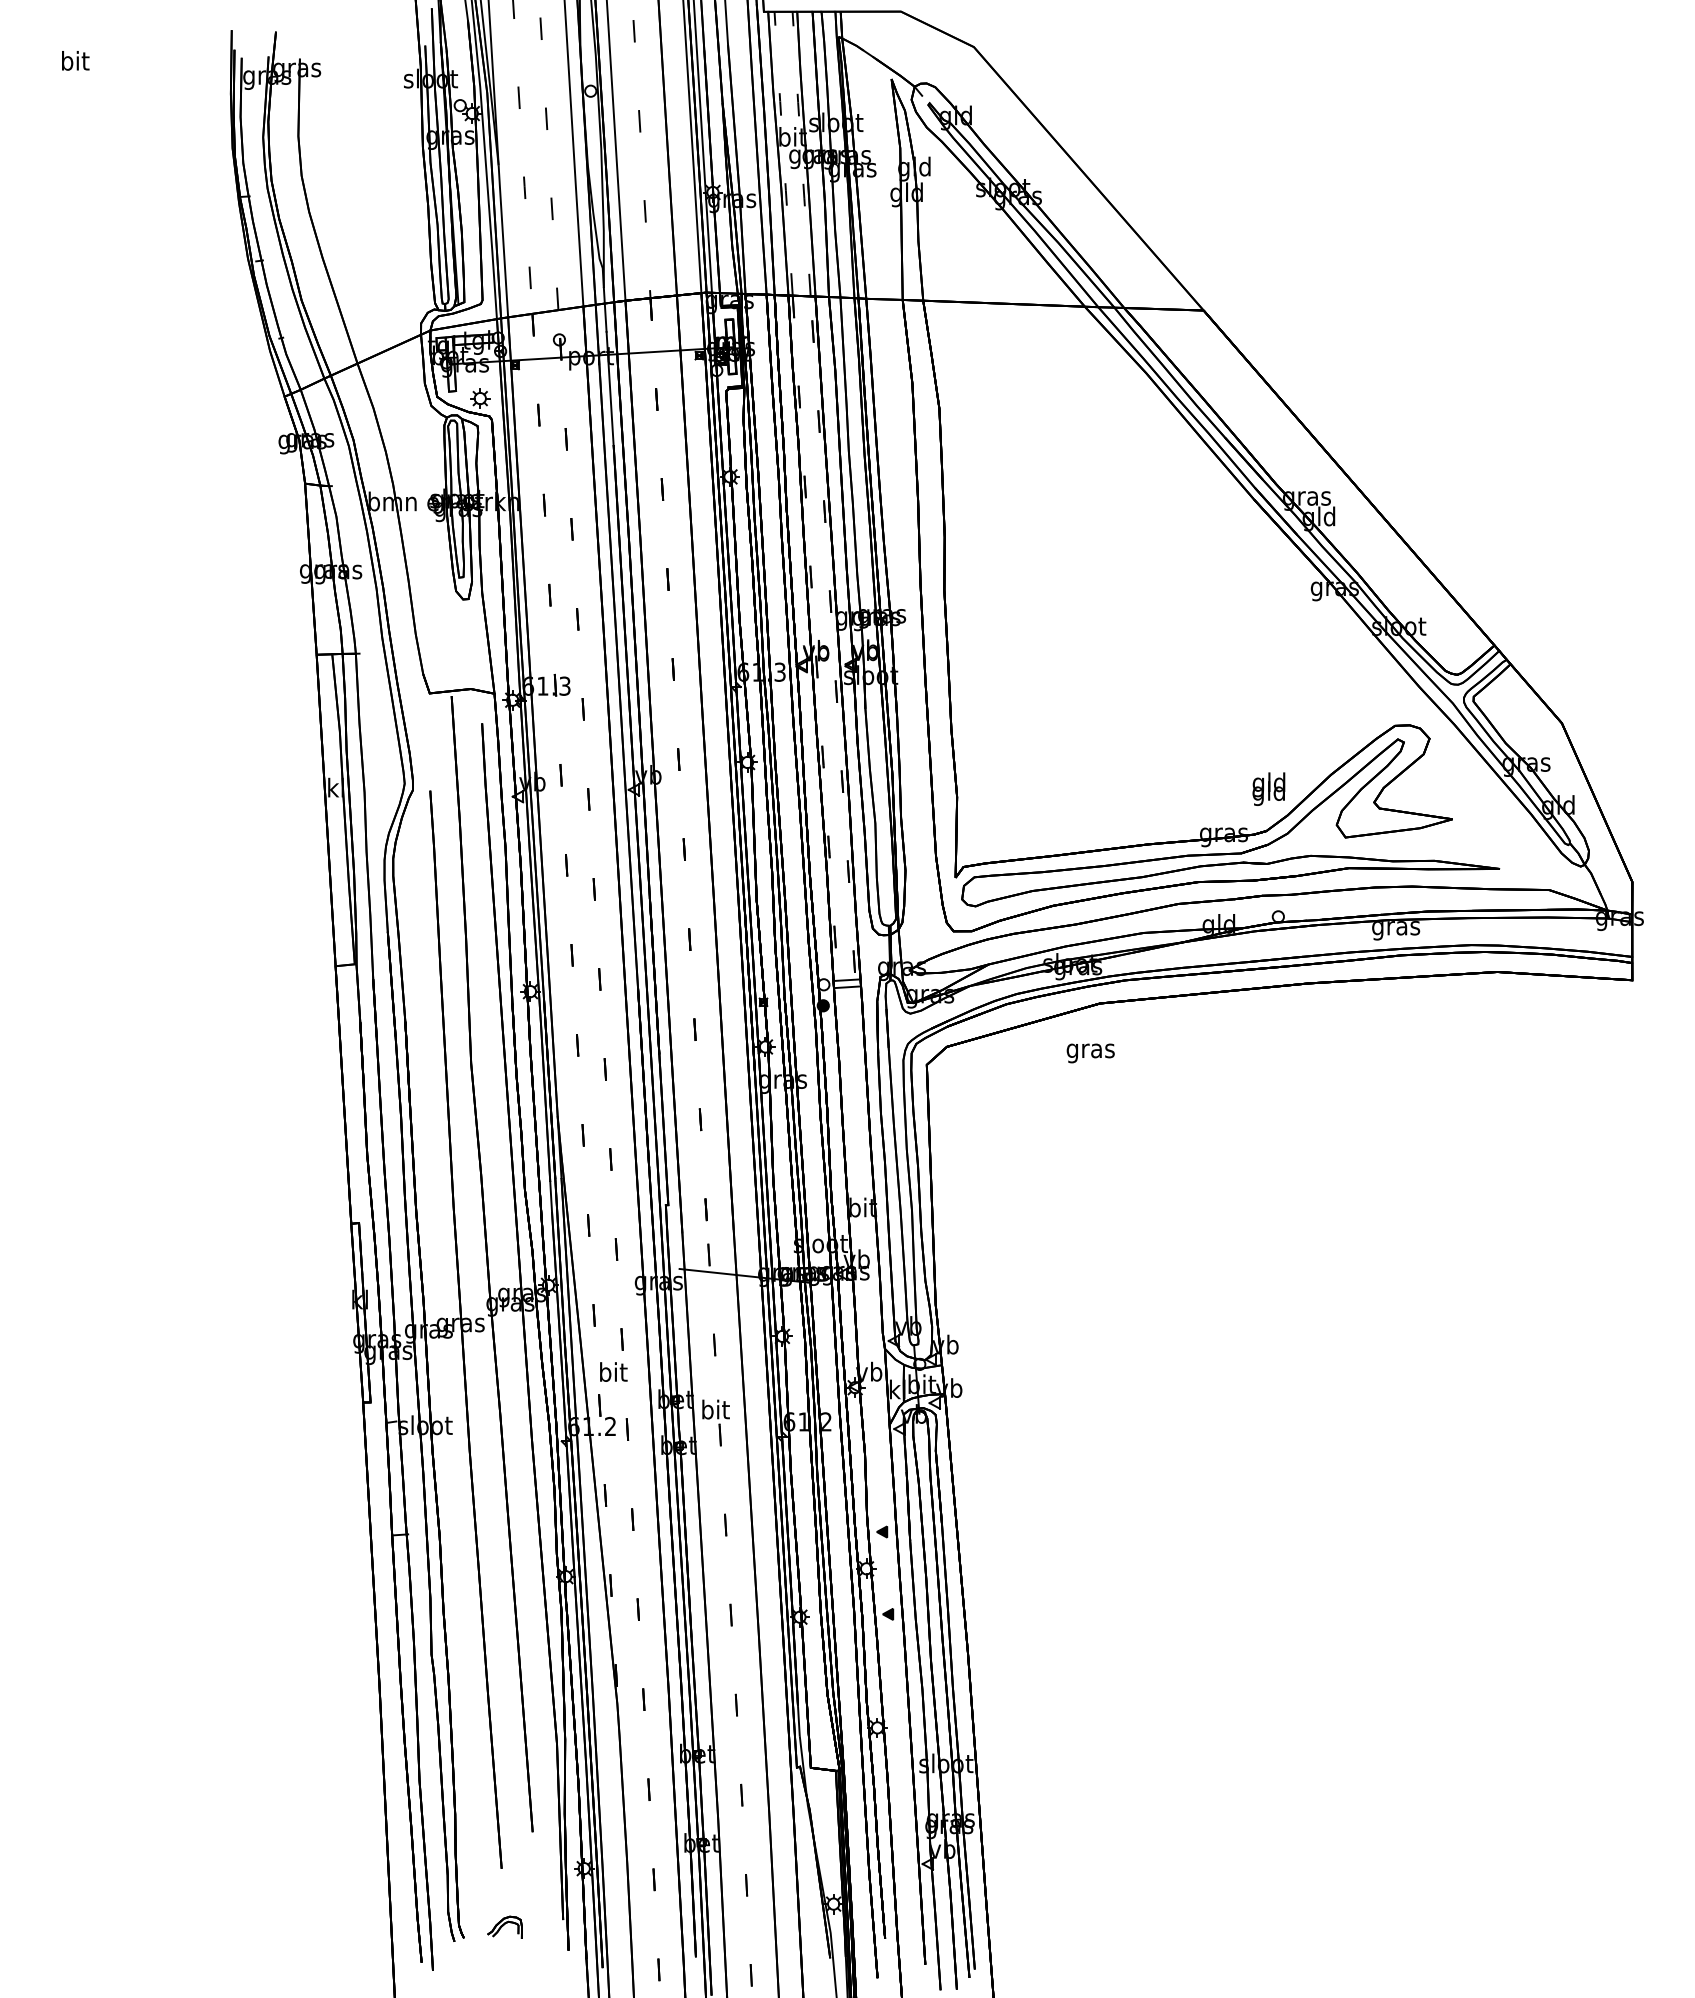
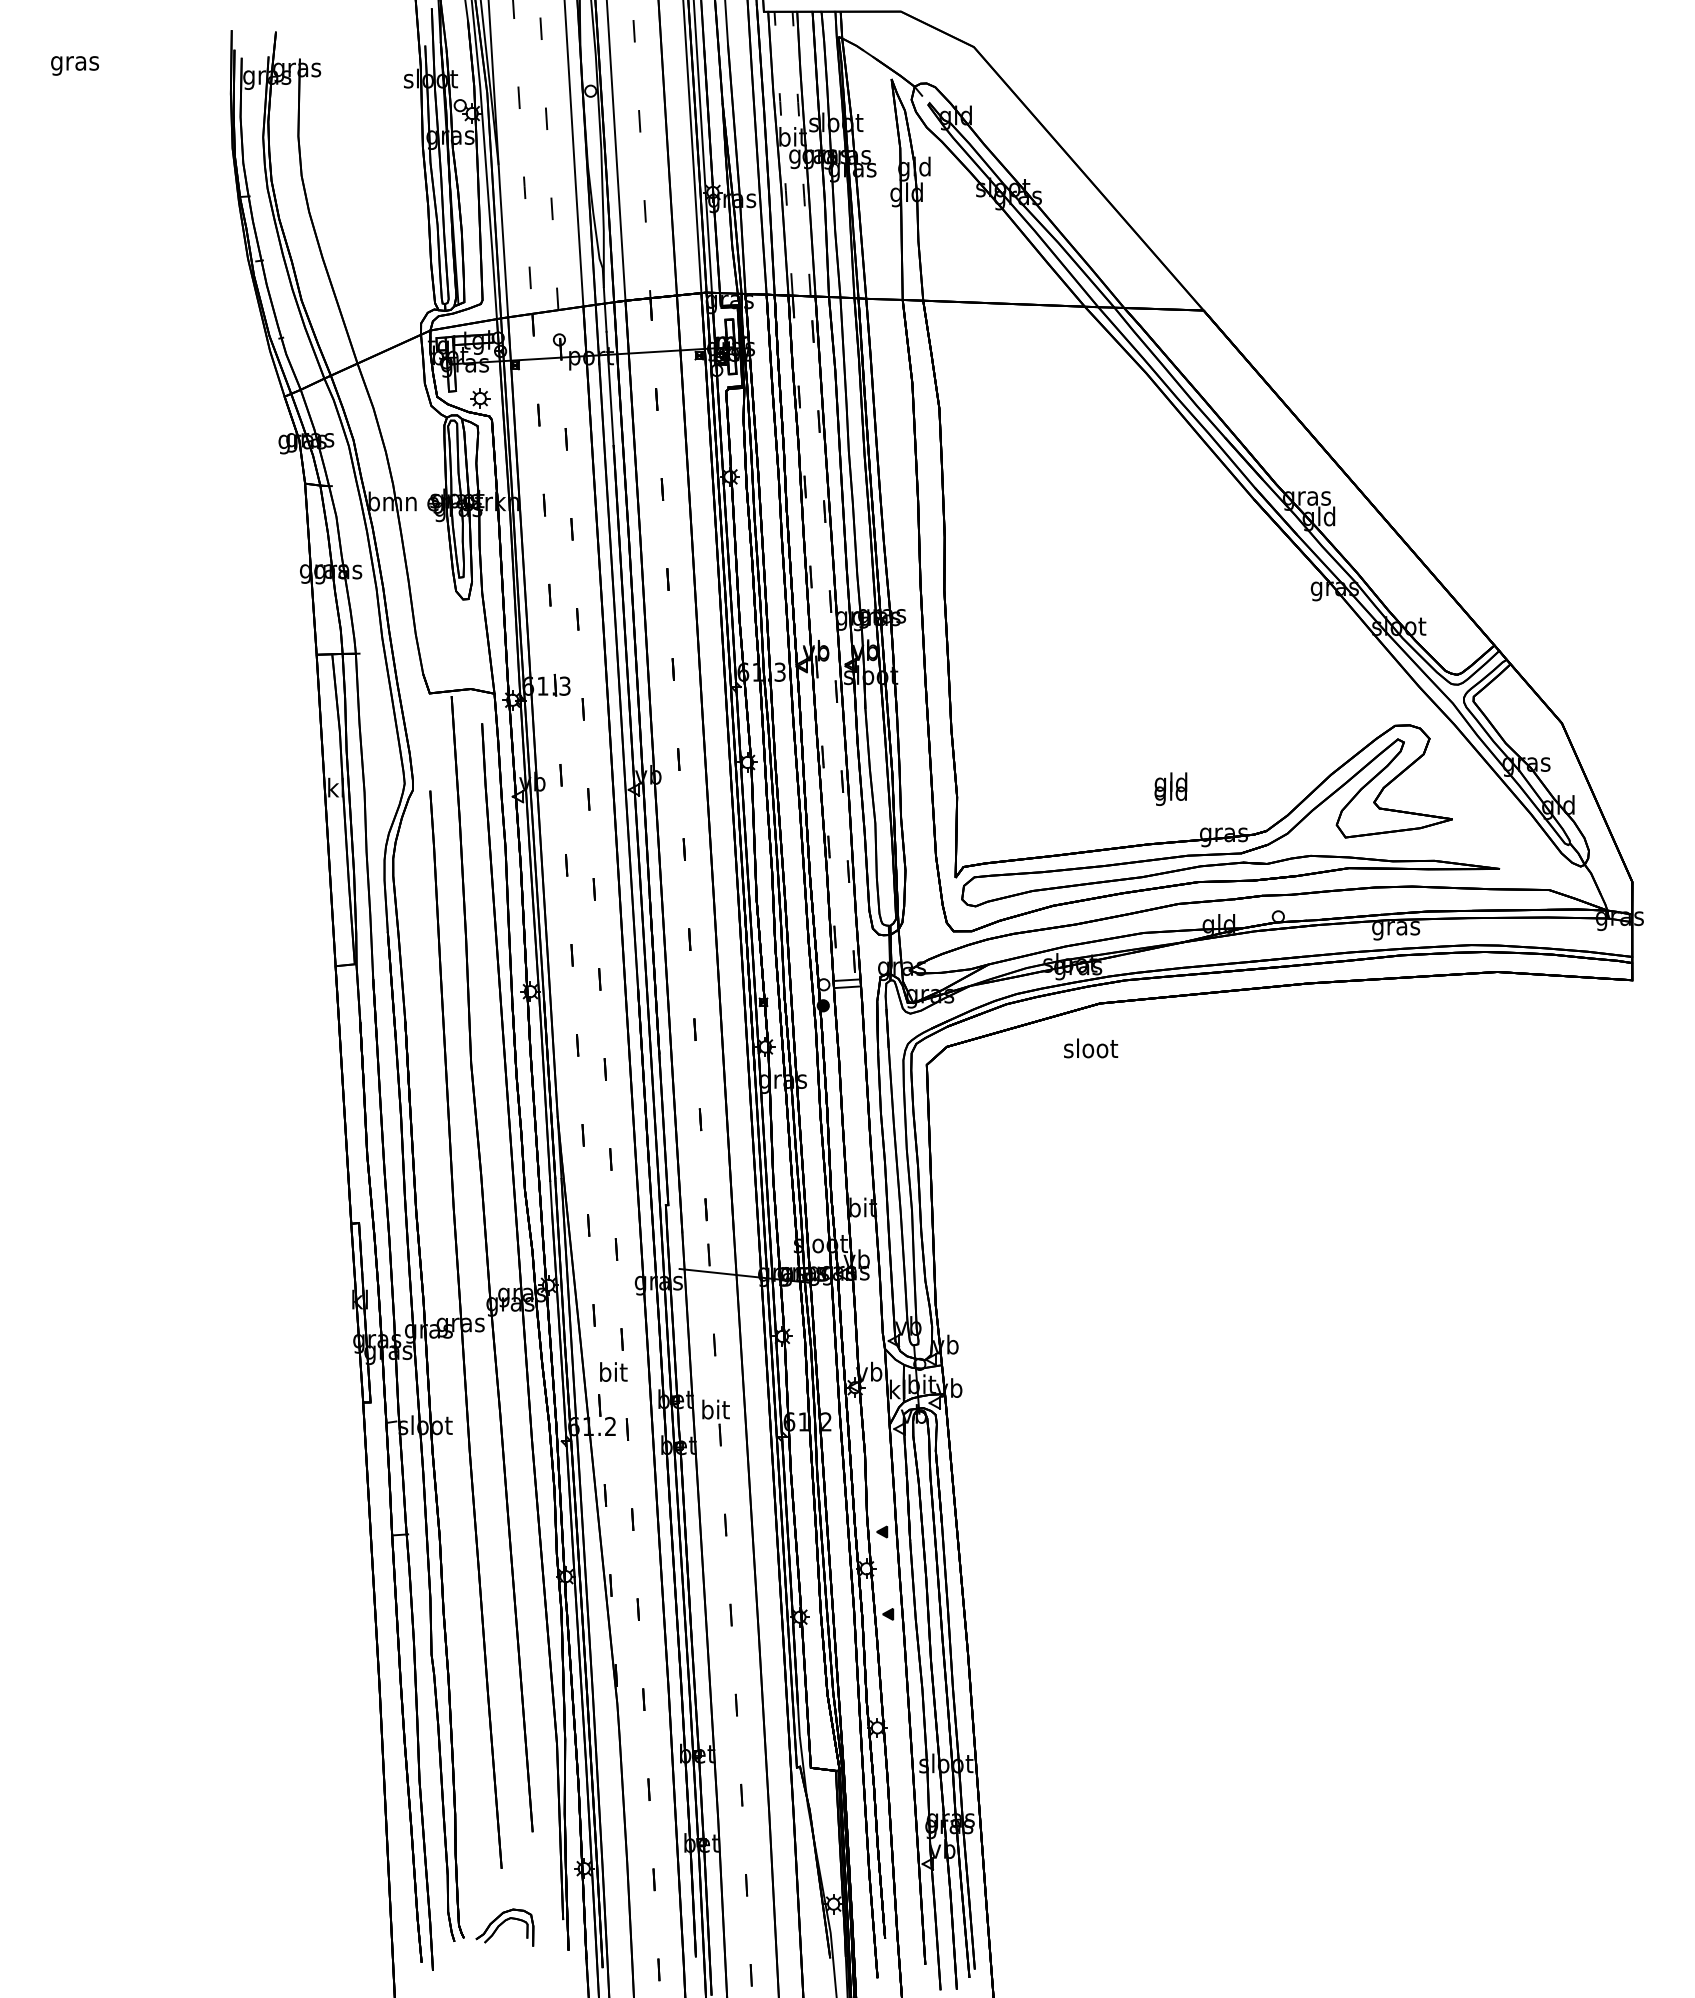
text: bit -> gras (75, 63)
text position: (1268, 788) -> (1170, 788) (1170, 788)
text: gras -> sloot (1091, 1050)
part size: 36x24 px -> 60x39 px (504, 1927)
